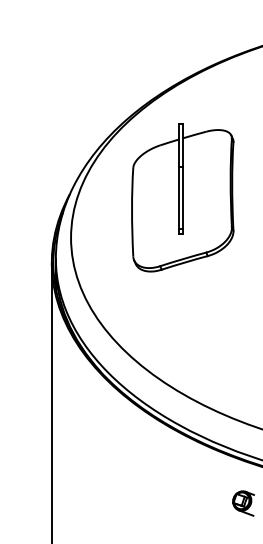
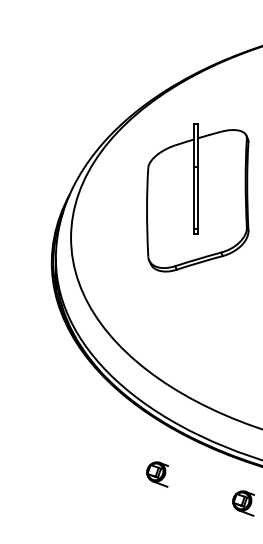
part position: (182, 197) -> (197, 197) (197, 197)
line: present -> none (51, 401)
part: none -> present (157, 474)
